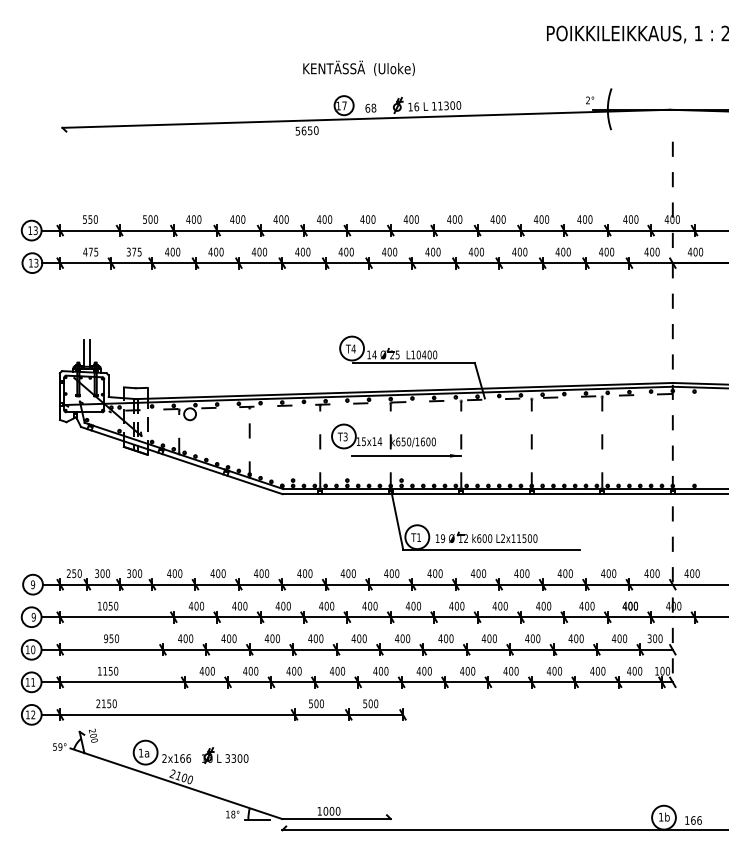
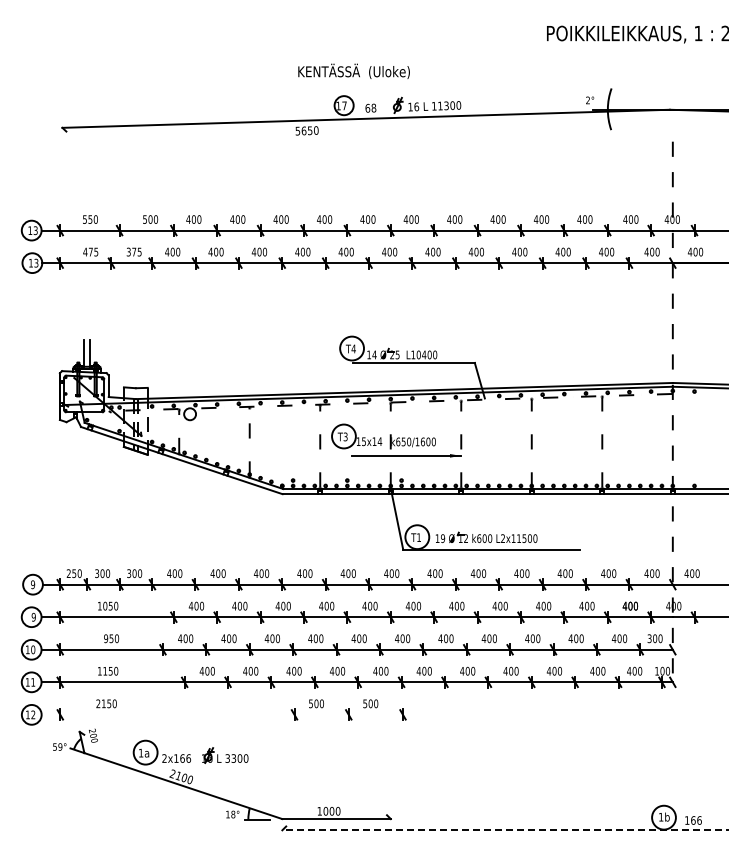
text position: (358, 67) -> (353, 70) (353, 70)
line: present -> none (222, 714)
line: solid -> dashed (505, 830)
